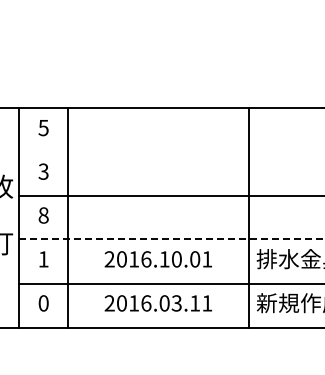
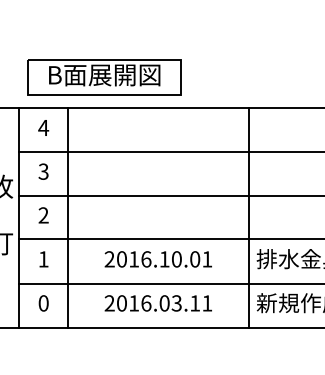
part: none -> present (104, 77)
text: 5 -> 4 (43, 128)
line: none -> present (170, 151)
text: 8 -> 2 (43, 215)
line: dashed -> solid (172, 239)
